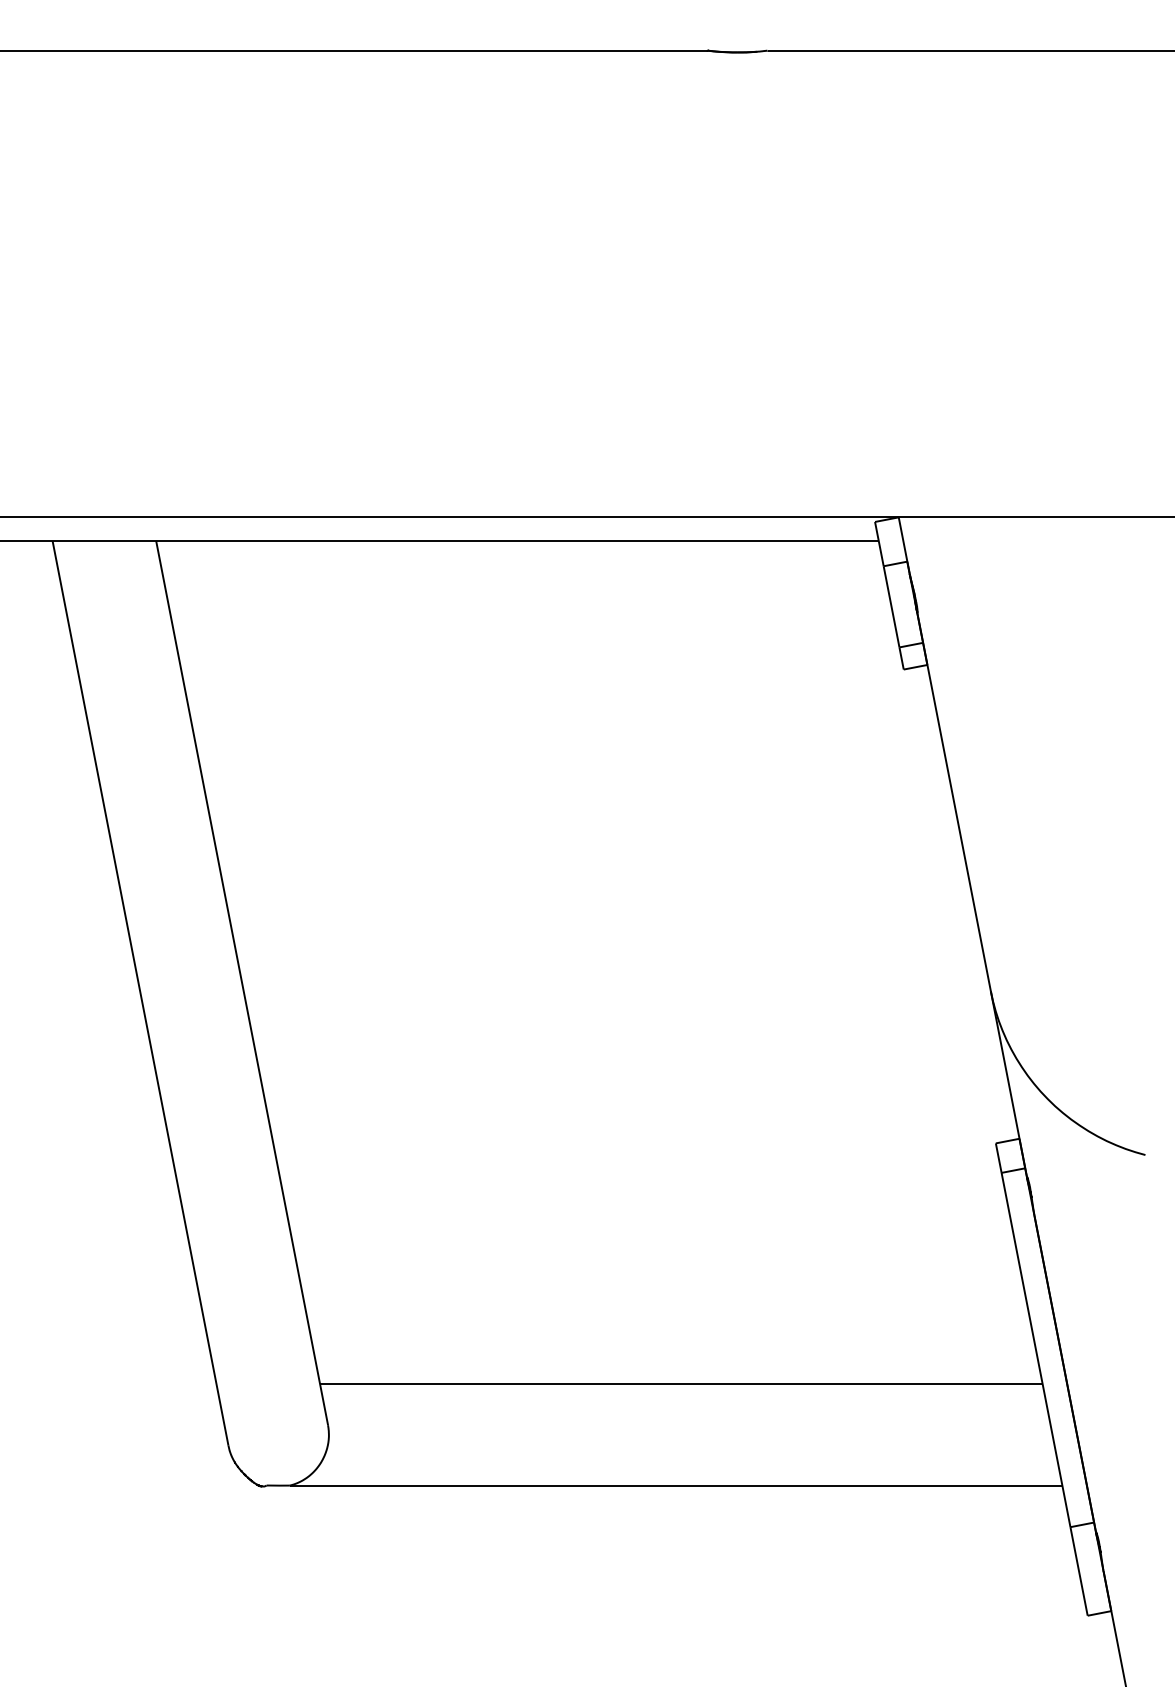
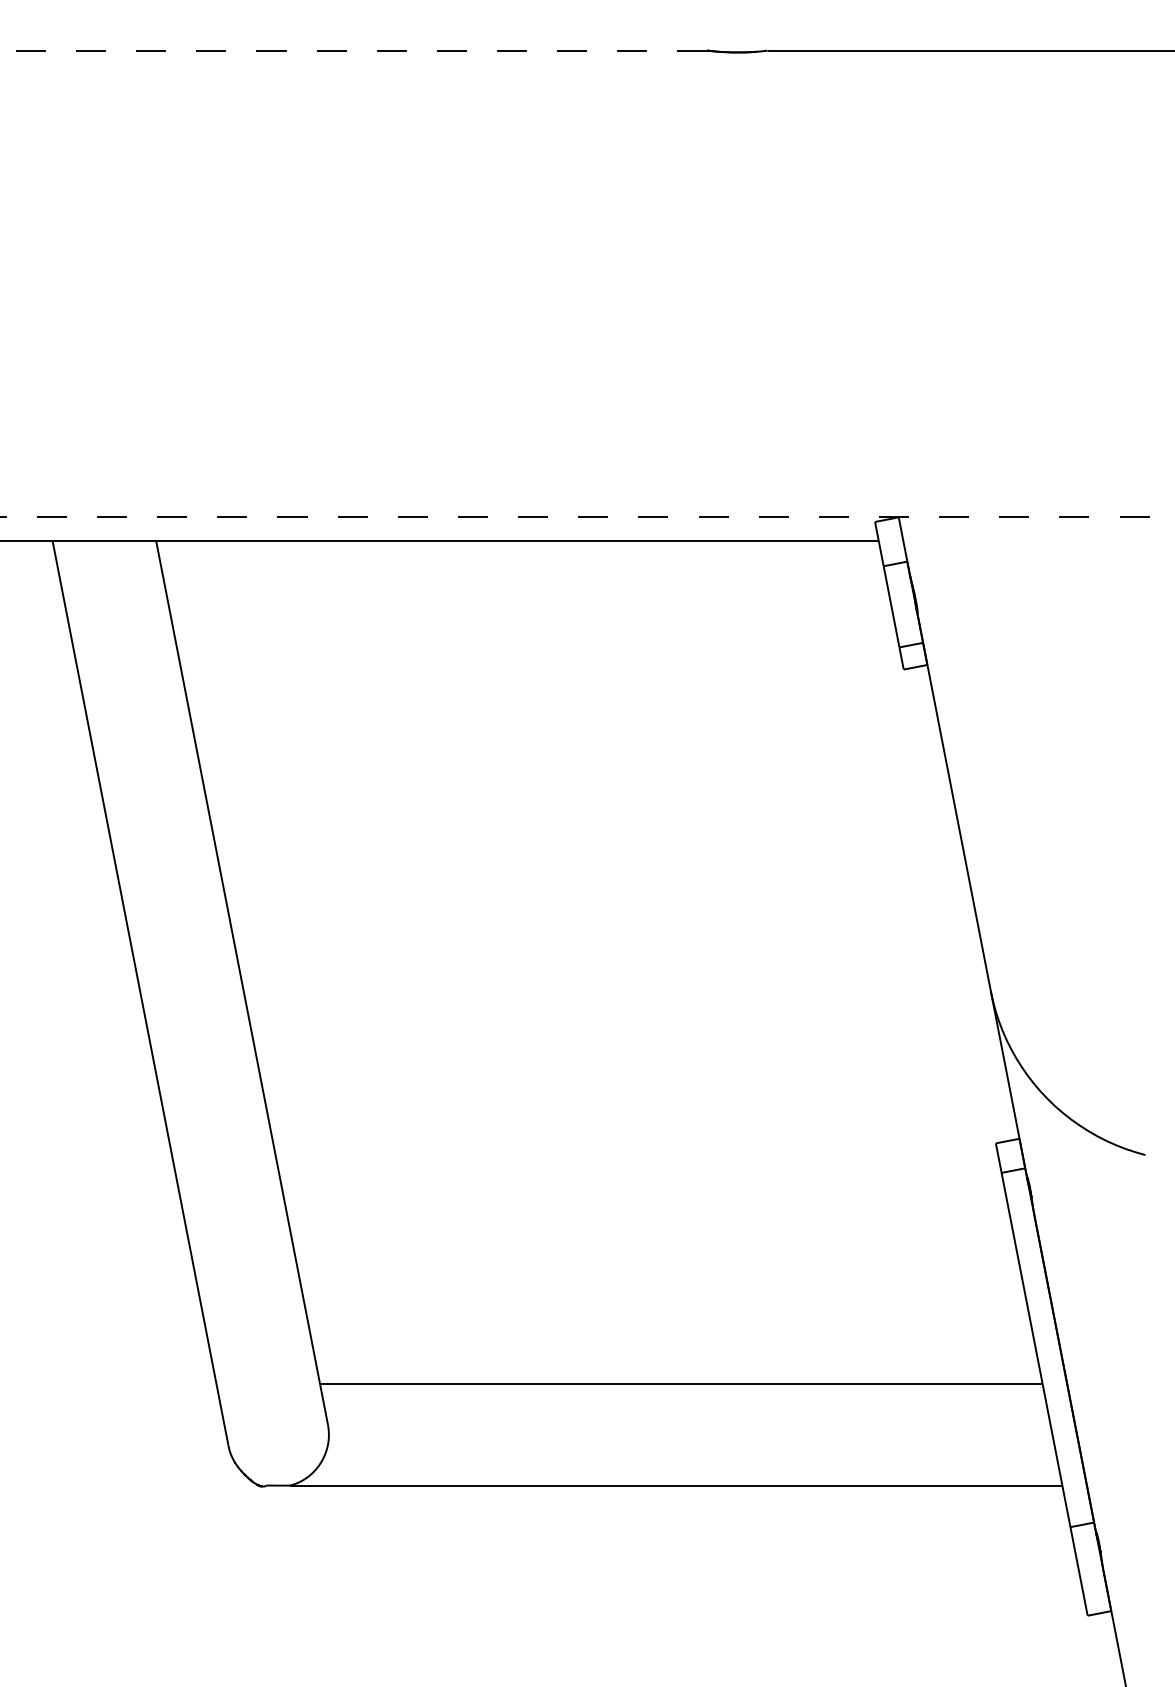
line: solid -> dashed (353, 50)
line: solid -> dashed (587, 516)
